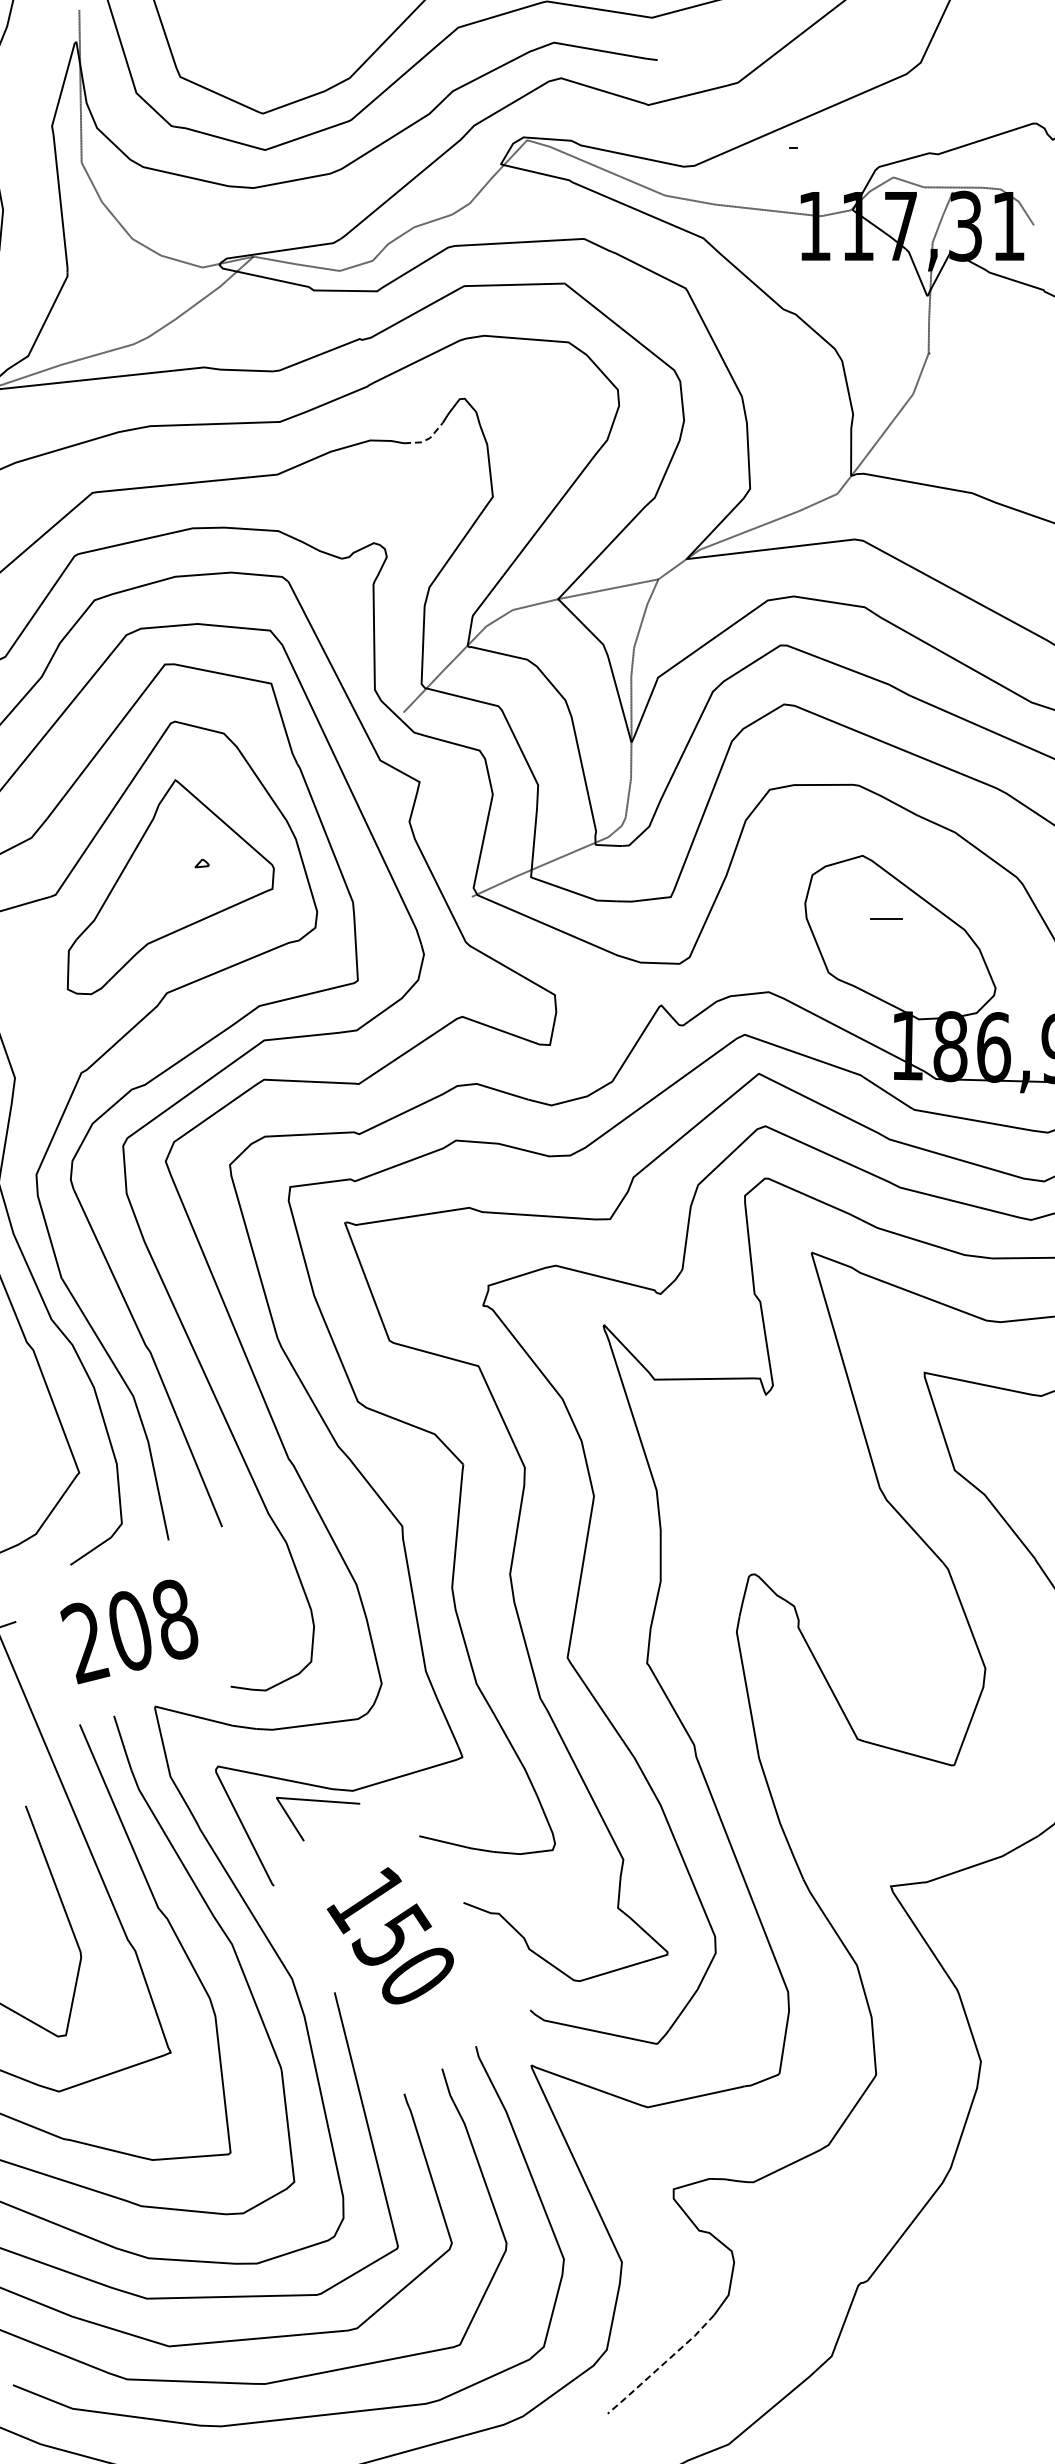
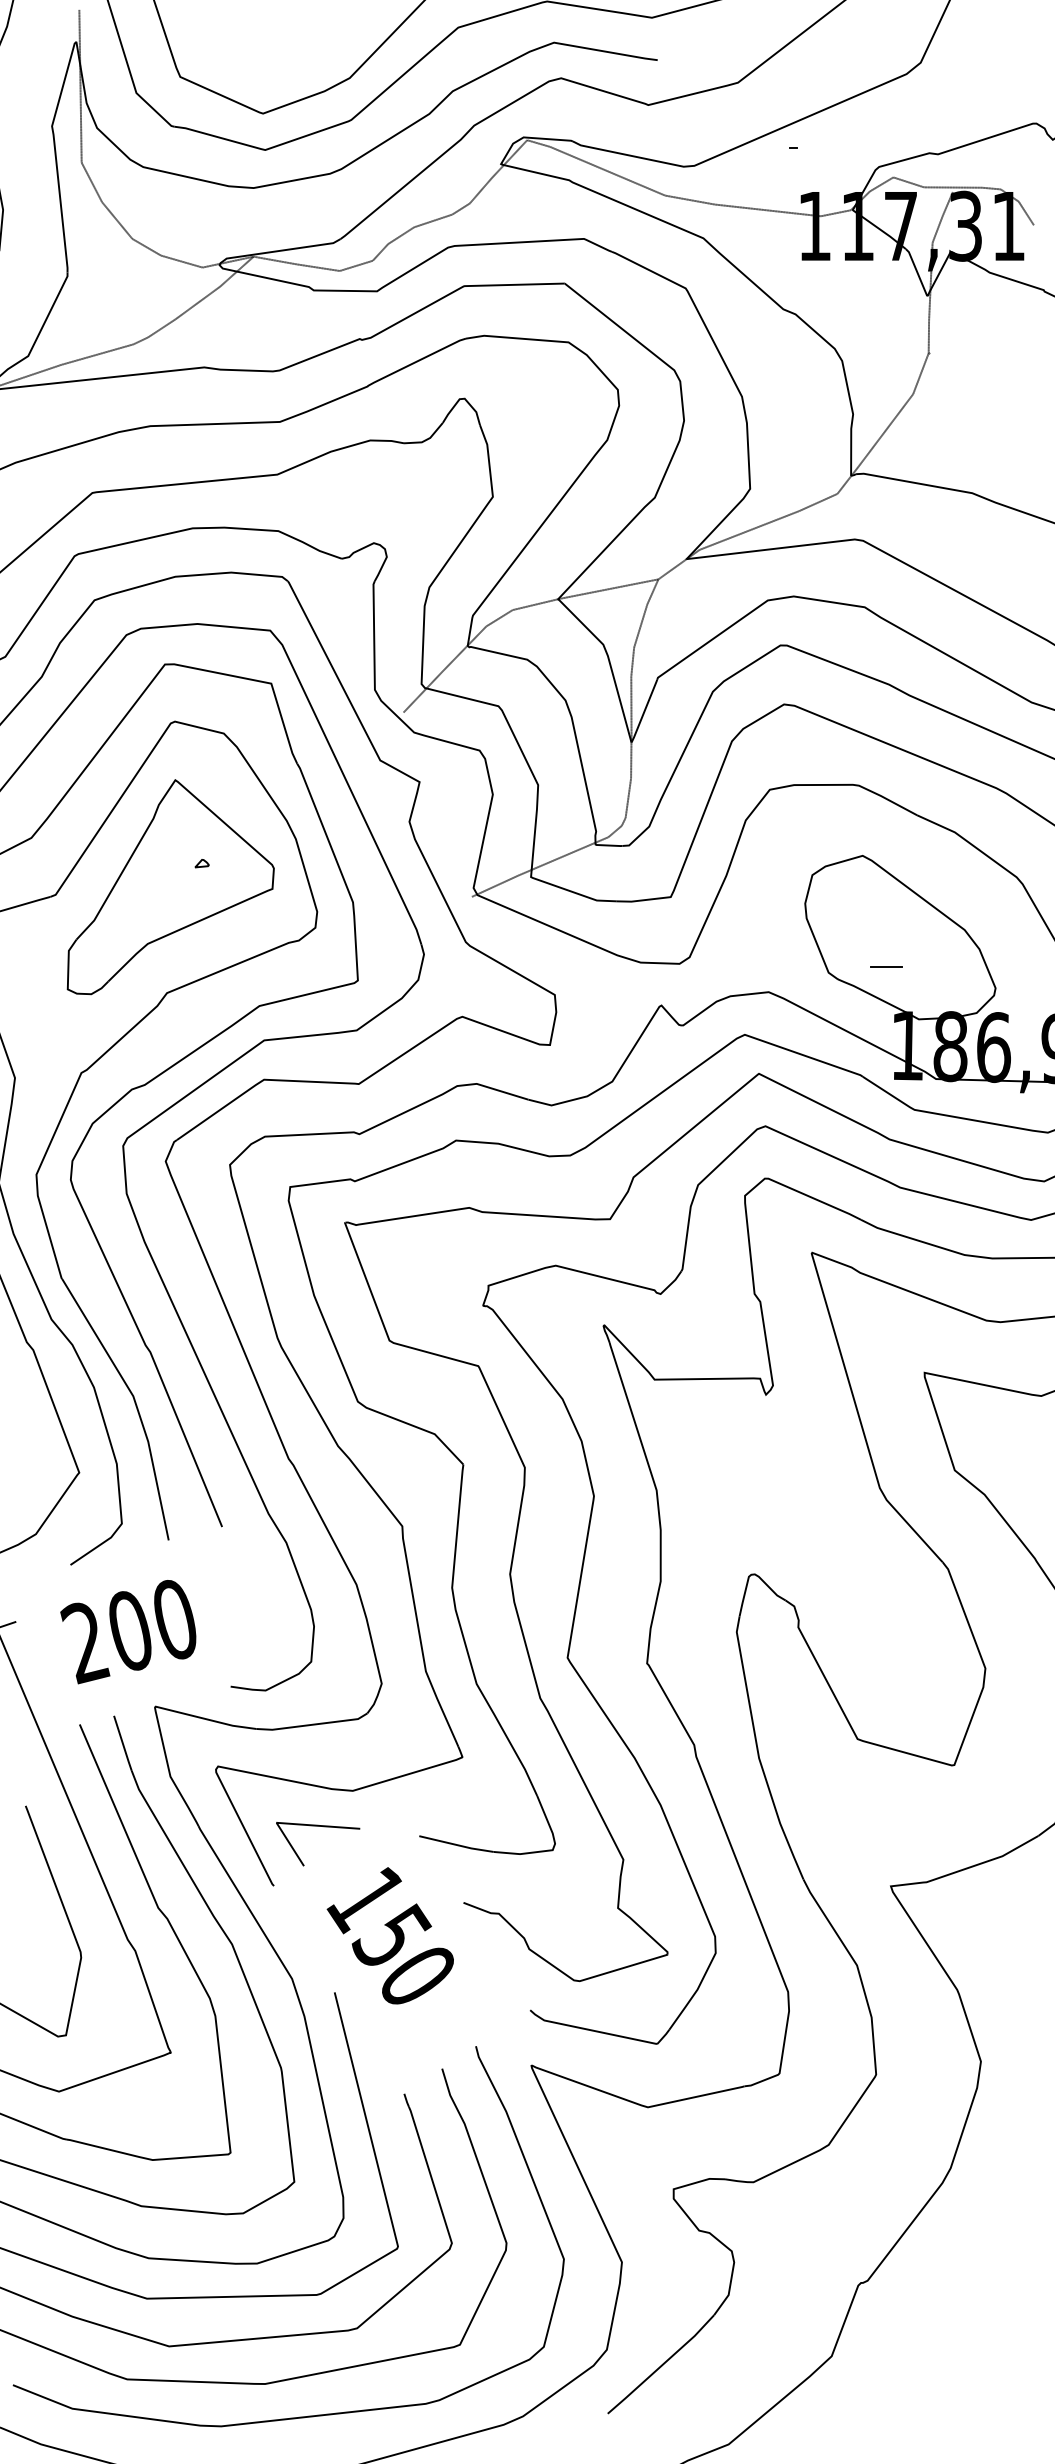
line: dashed -> solid (426, 439)
line position: (886, 918) -> (886, 966) (886, 966)
text: 208 -> 200 (175, 1619)
line position: (323, 1802) -> (323, 1827) (323, 1827)
line: dashed -> solid (661, 2365)
